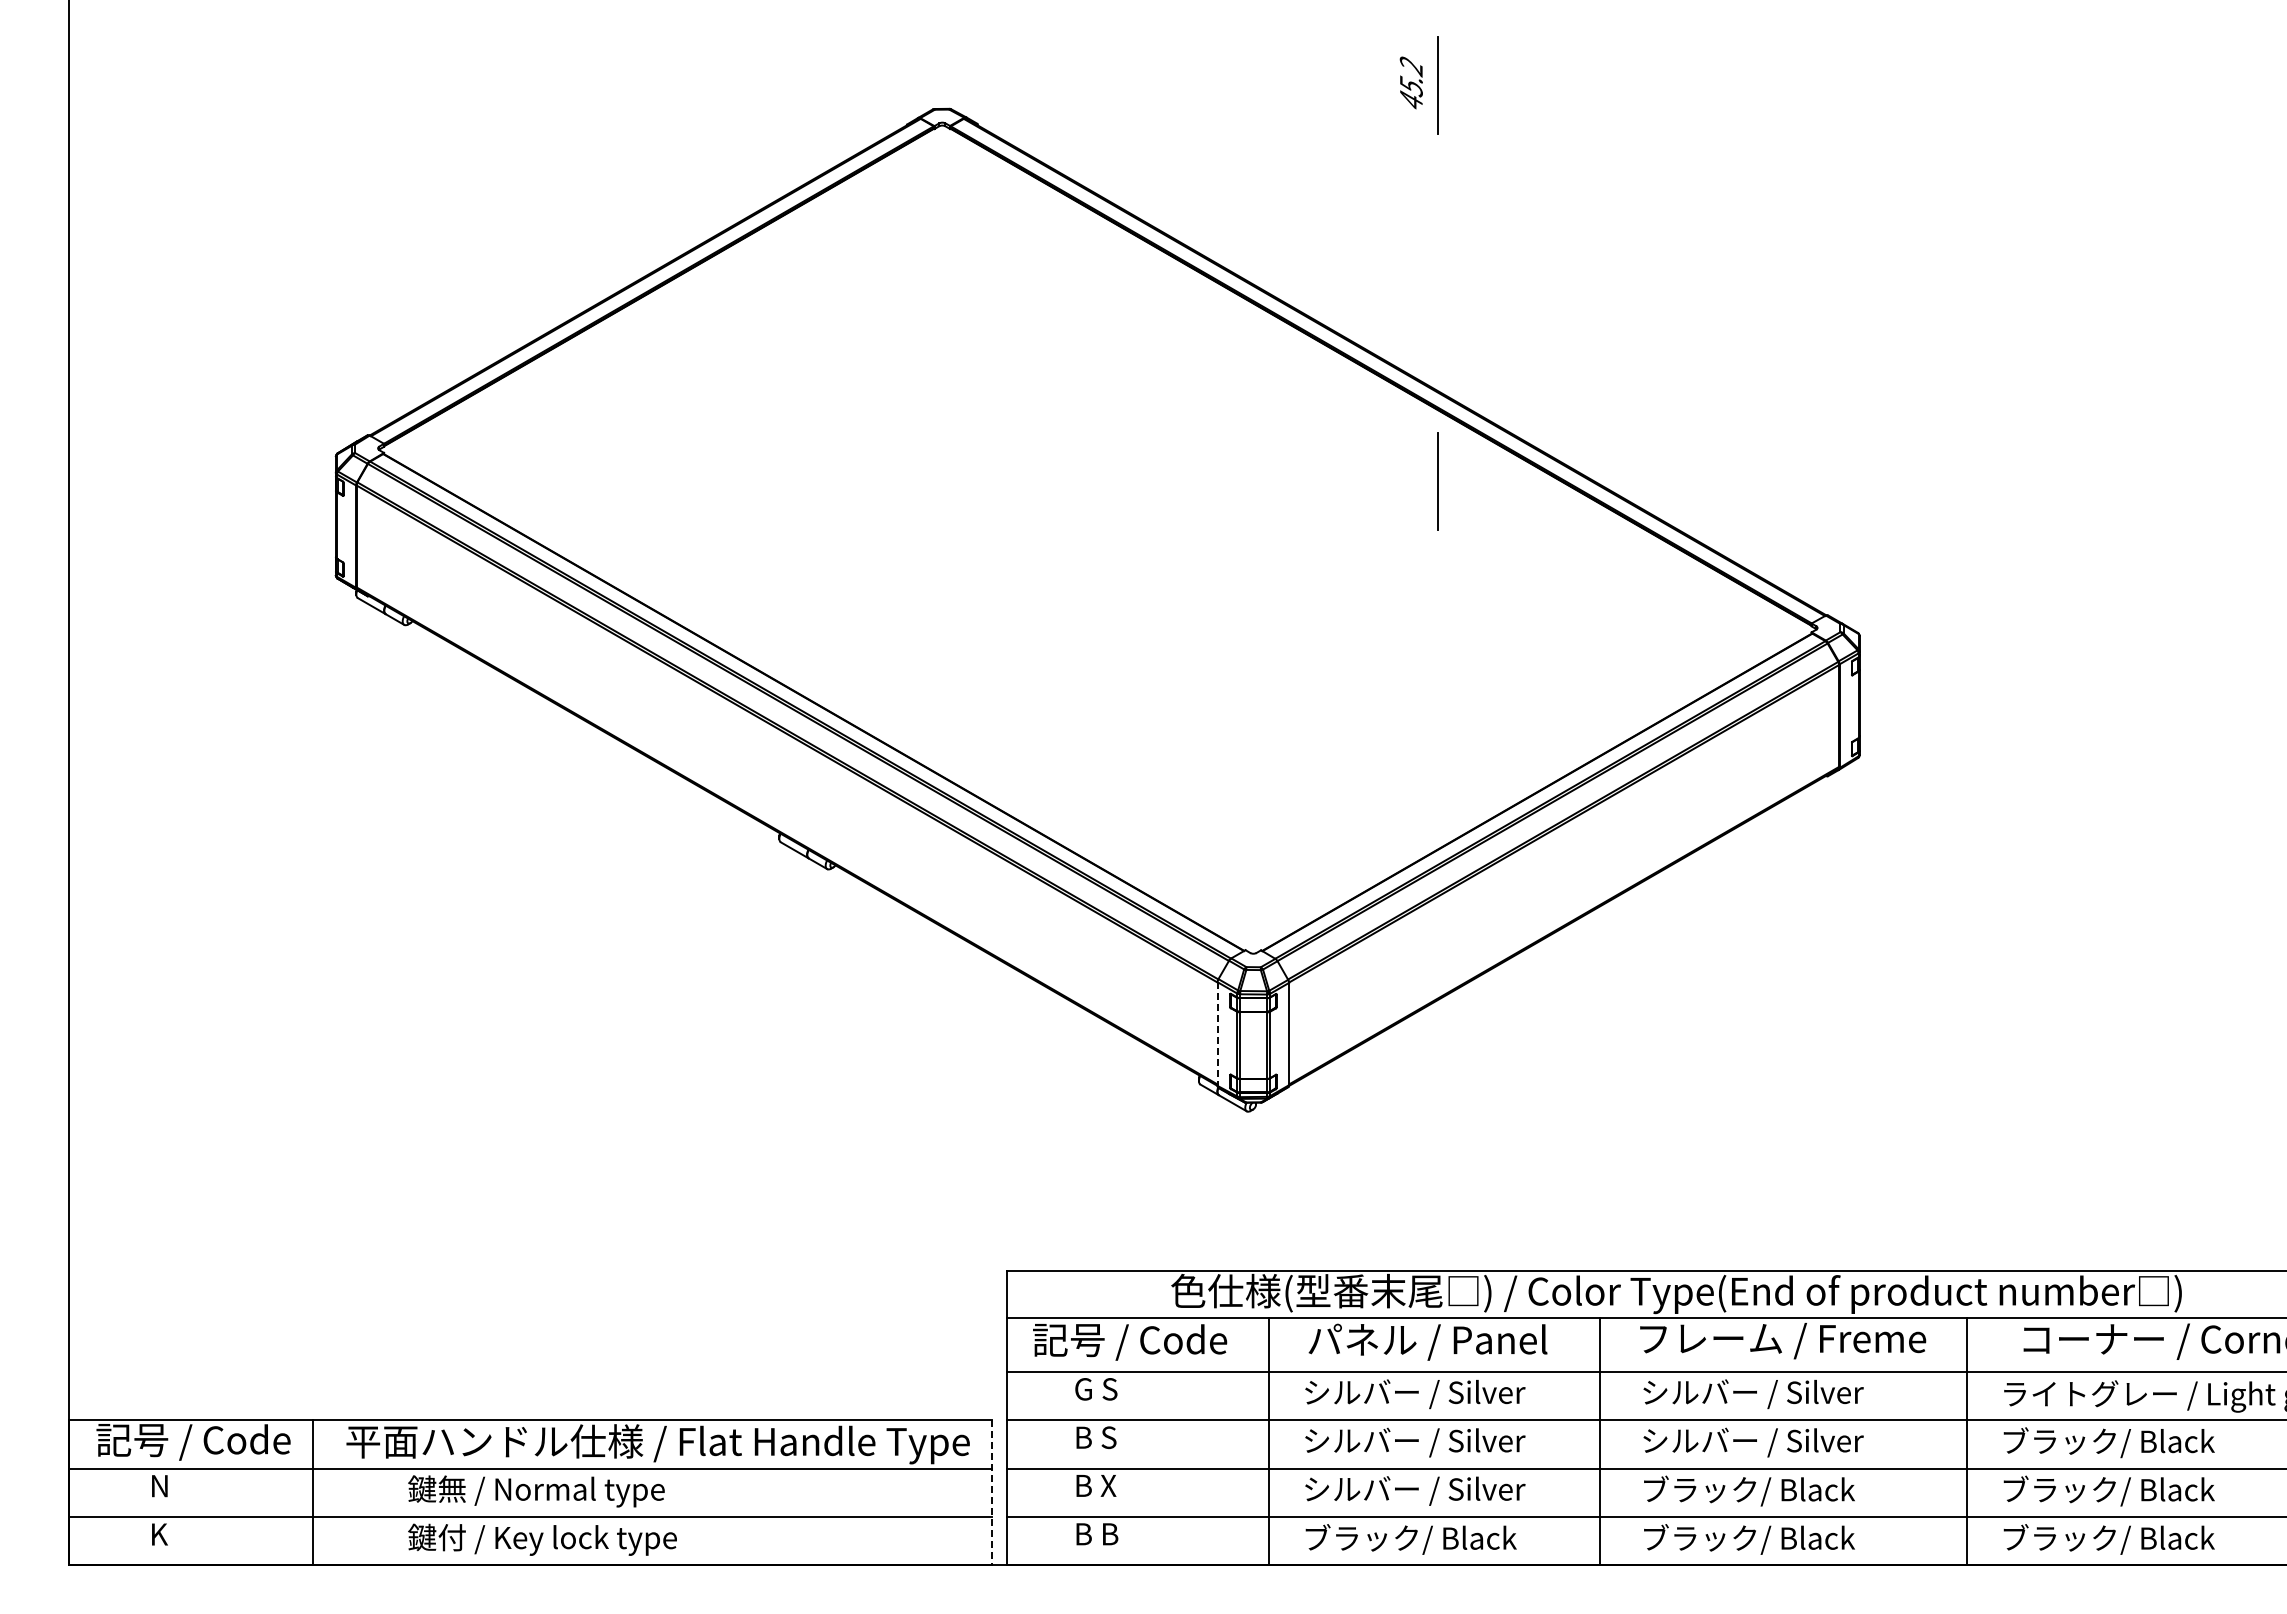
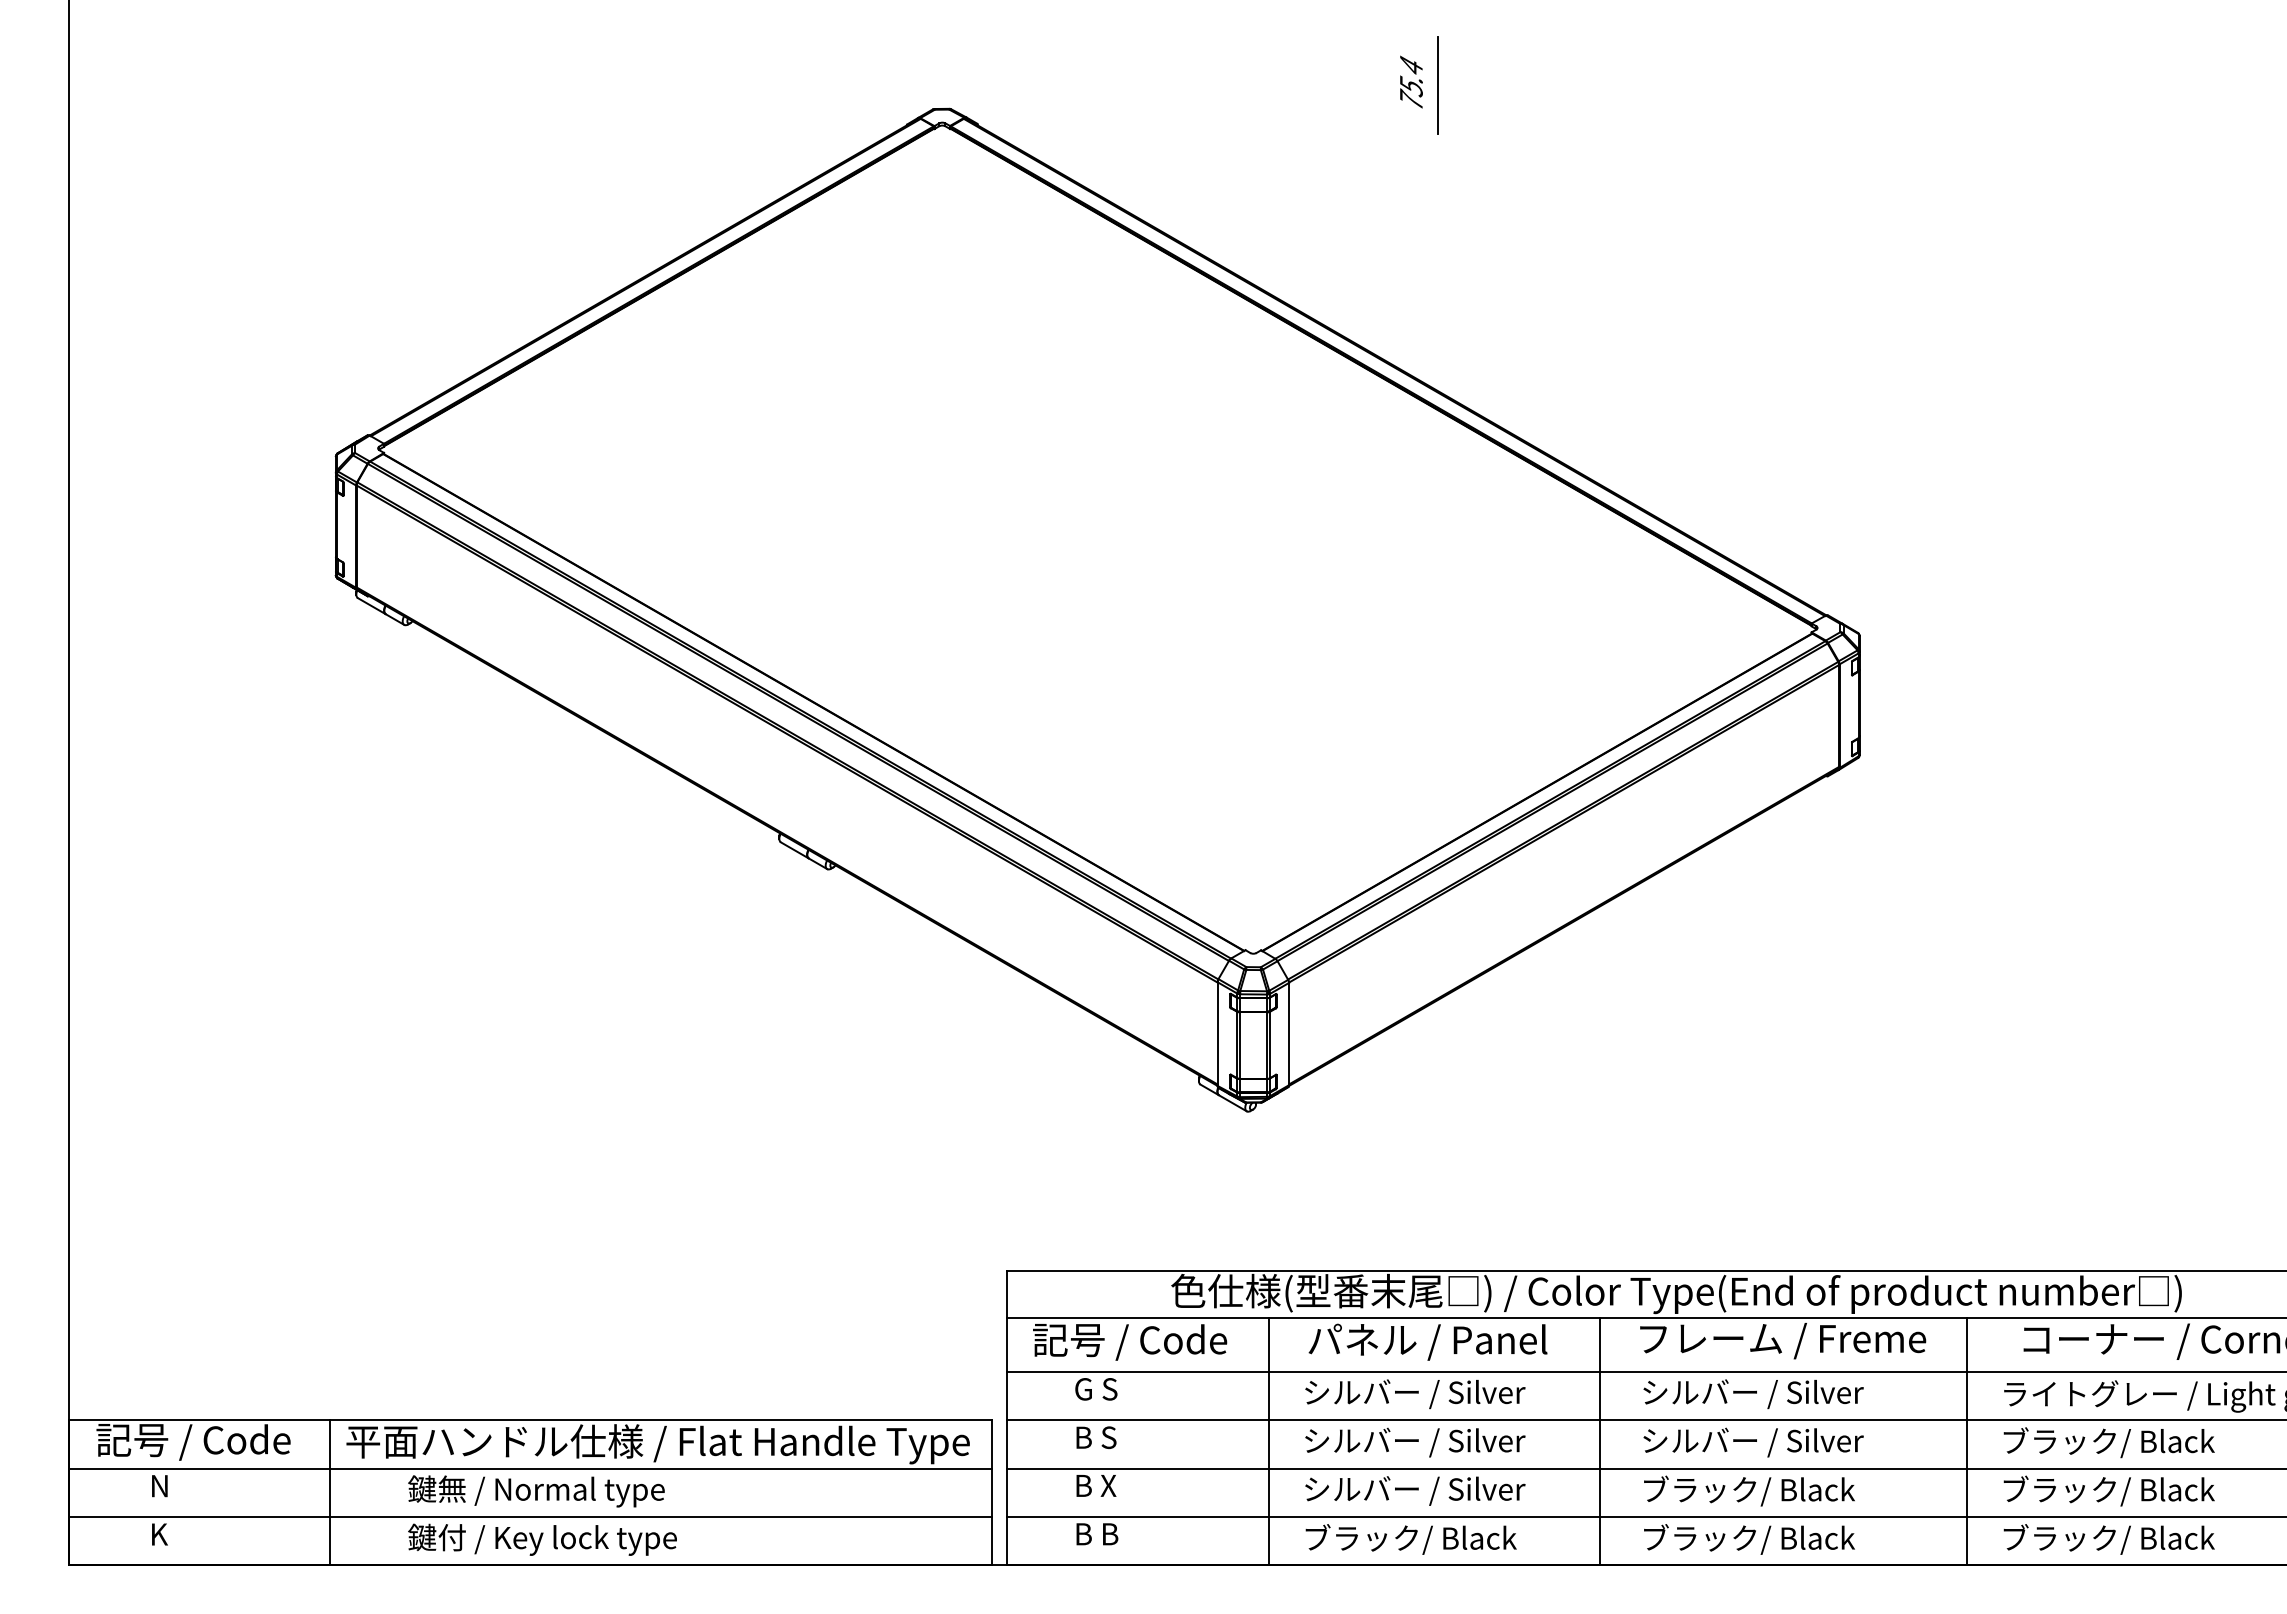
text: 45.2 -> 75.4 (1410, 82)
line: present -> none (1437, 481)
line: dashed -> solid (1217, 1034)
line position: (313, 1492) -> (330, 1492) (330, 1492)
line: dashed -> solid (992, 1492)
